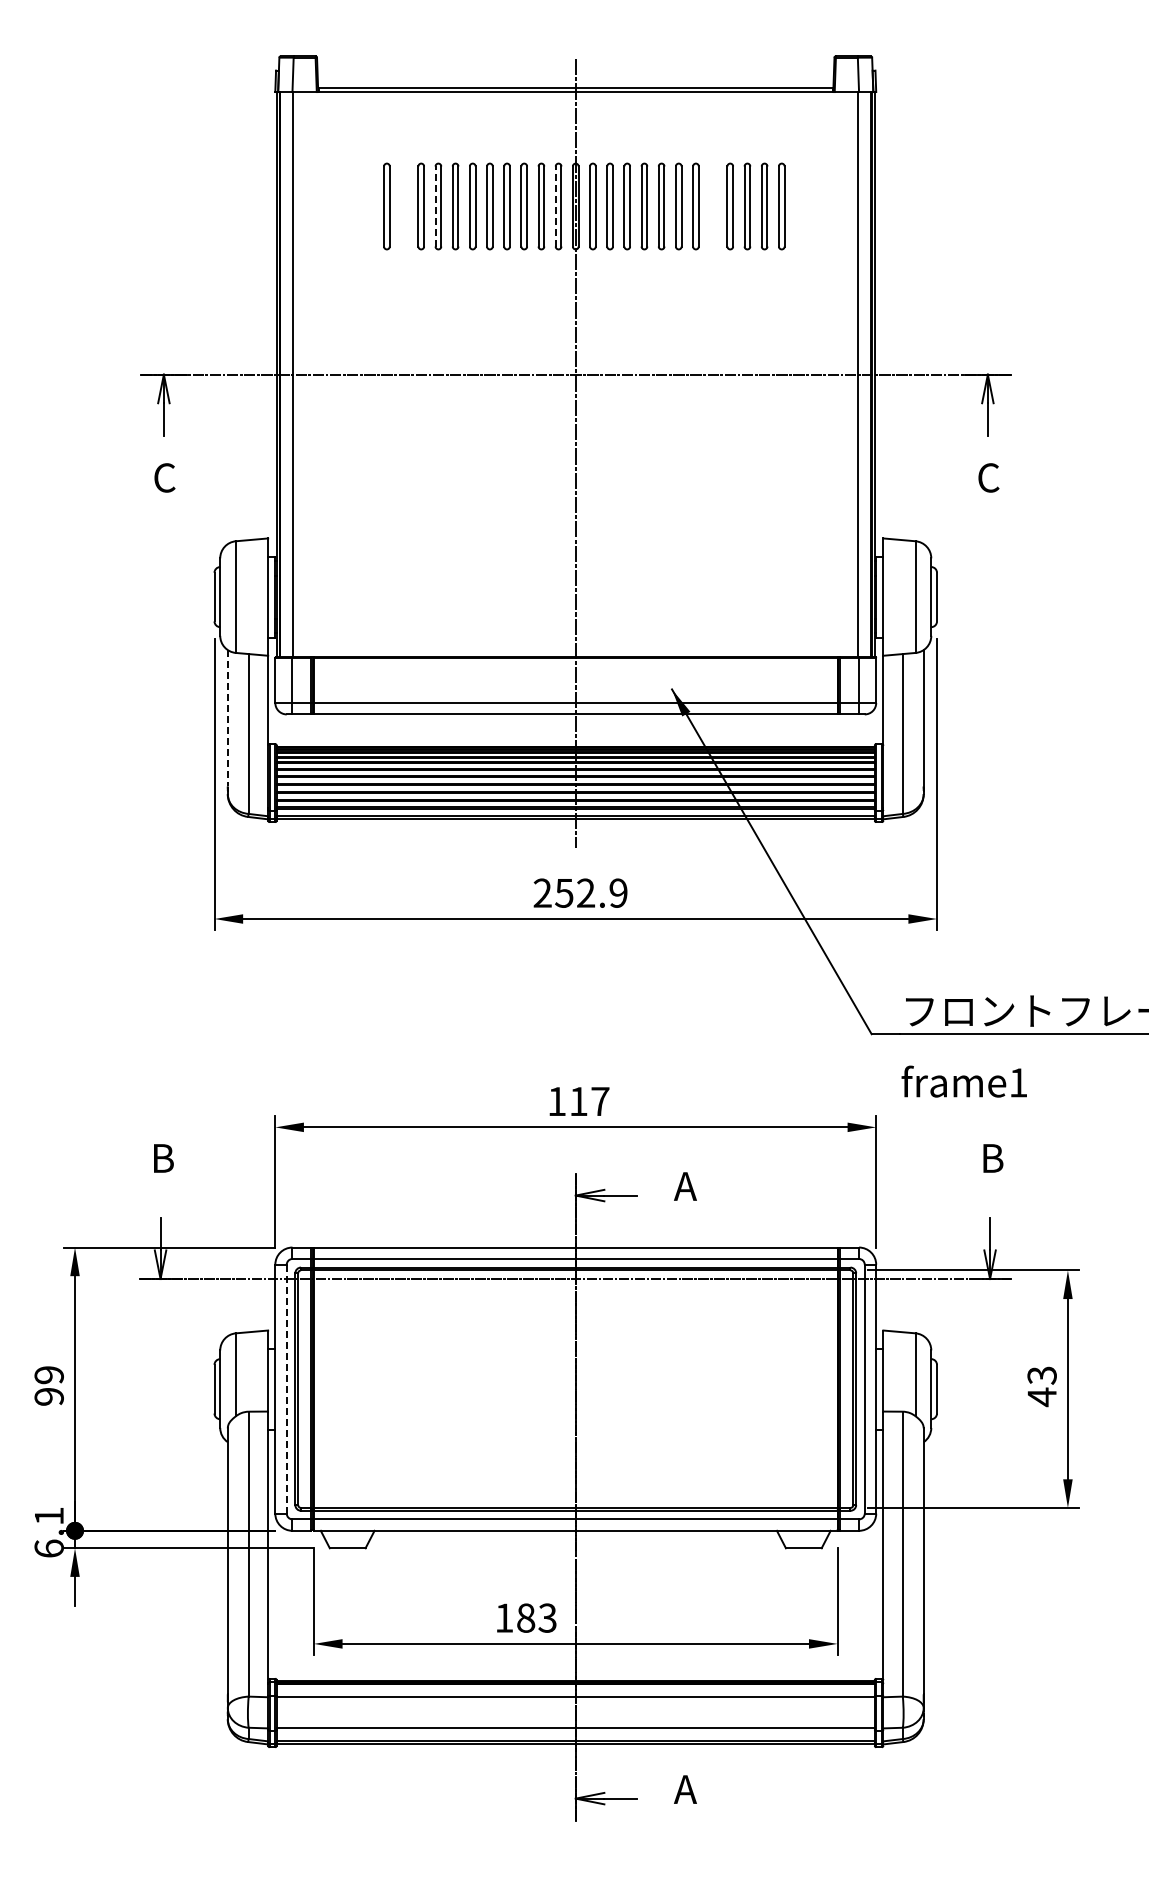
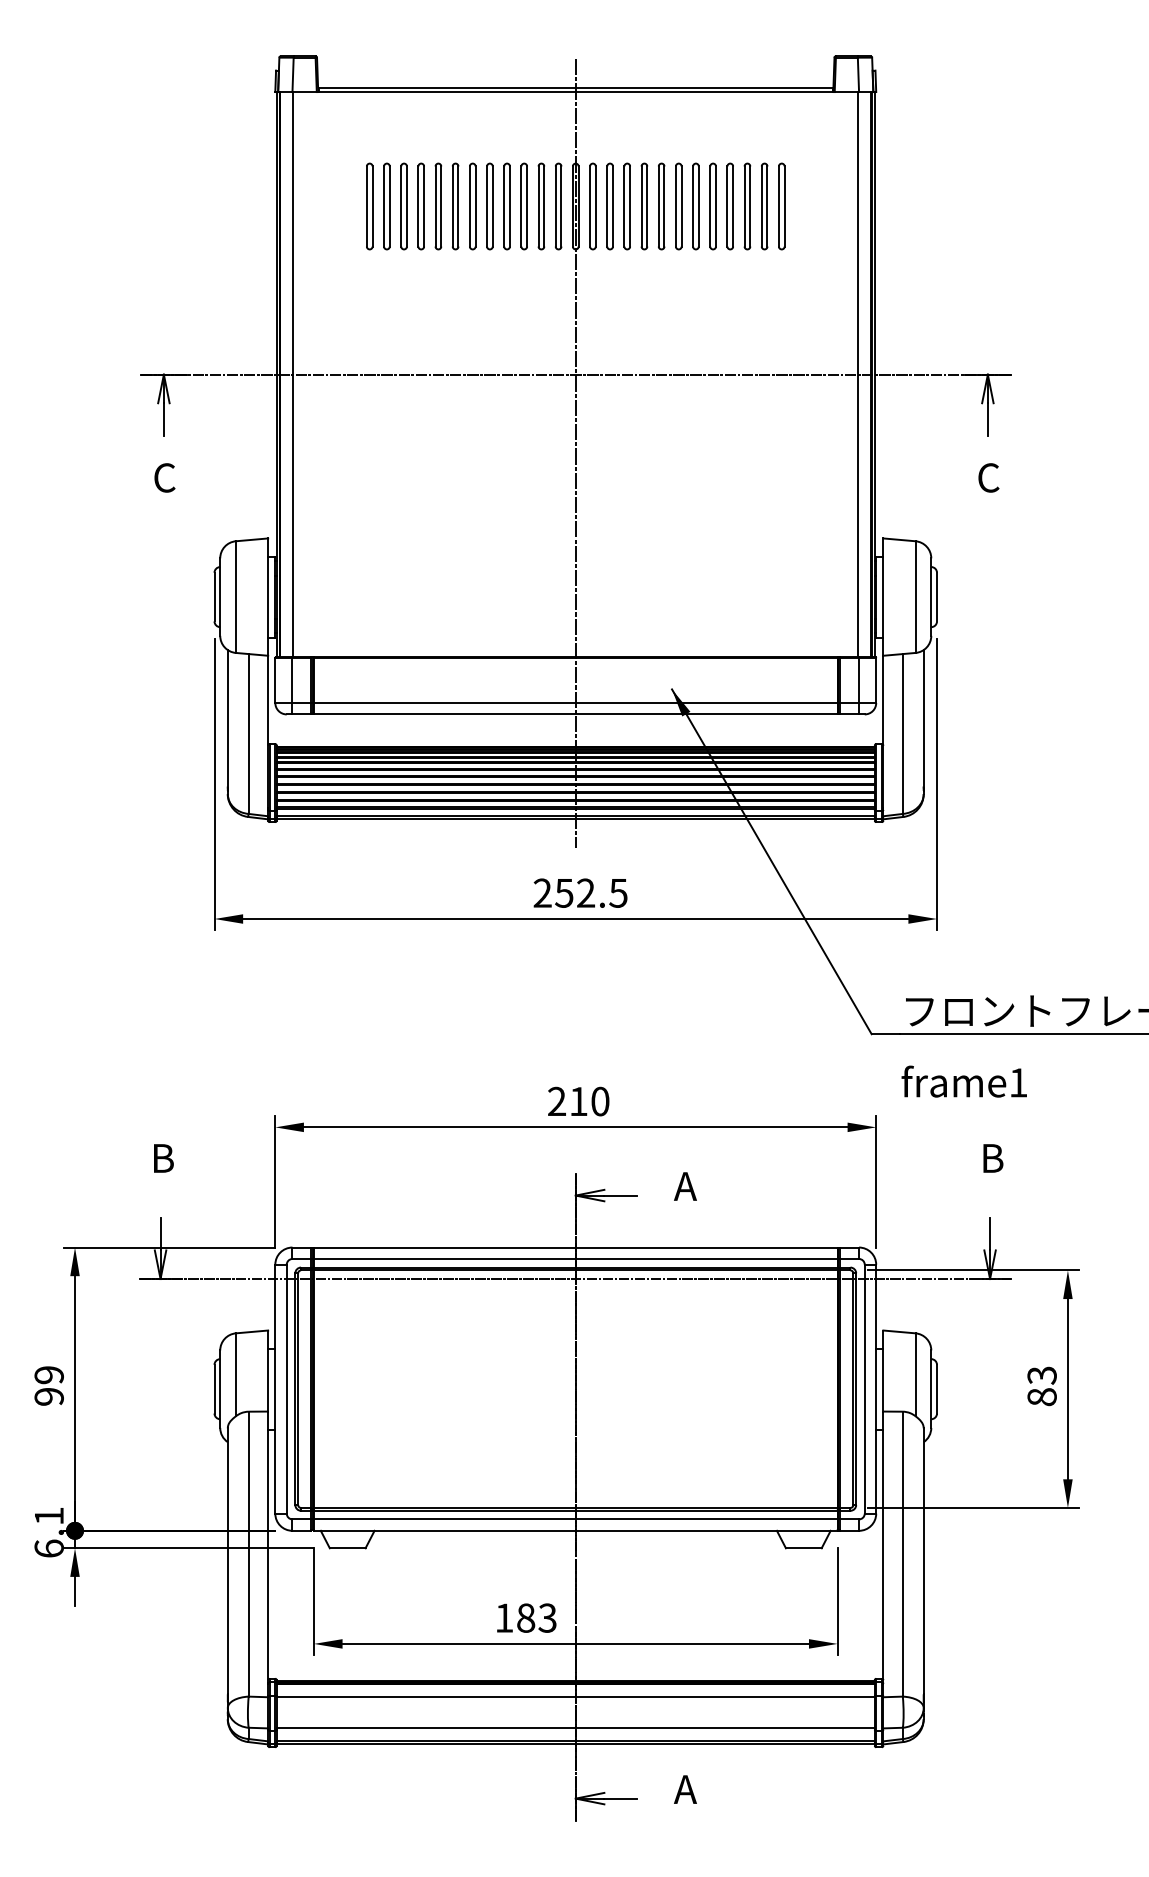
part: none -> present (369, 206)
part: none -> present (403, 206)
line: dashed -> solid (435, 206)
line: dashed -> solid (555, 206)
part: none -> present (712, 206)
line: dashed -> solid (227, 718)
text: 252.9 -> 252.5 (618, 892)
text: 117 -> 210 (578, 1101)
line: dashed -> solid (286, 1388)
text: 43 -> 83 (1041, 1397)
